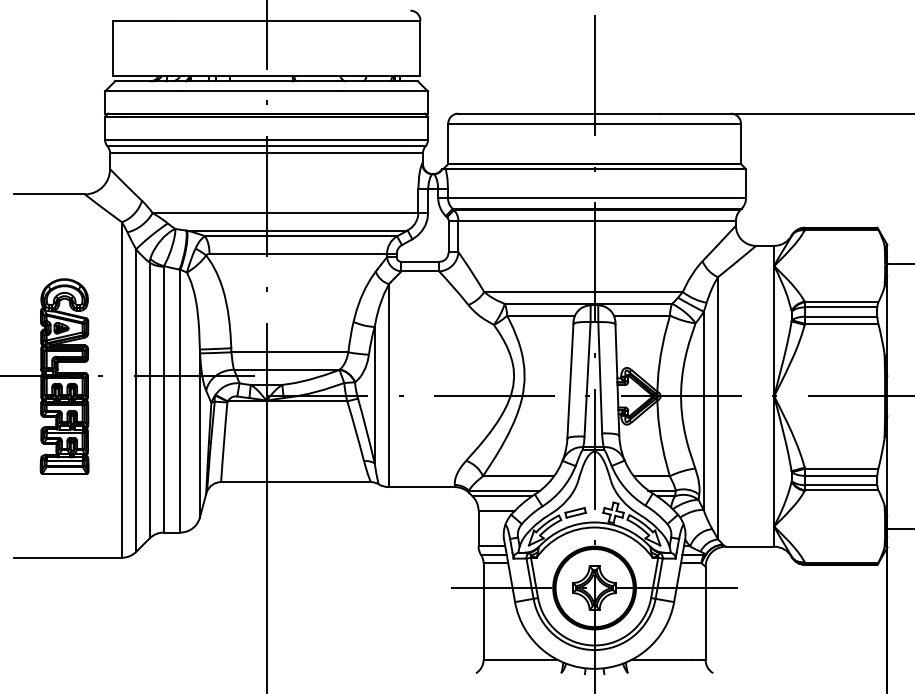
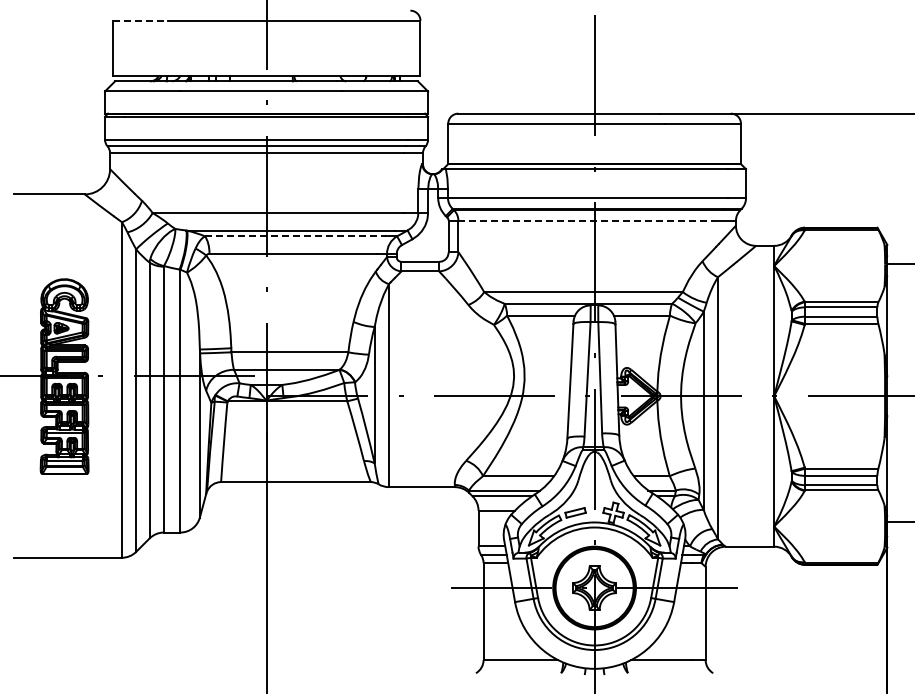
line: solid -> dashed (140, 20)
line: solid -> dashed (589, 220)
line: solid -> dashed (295, 236)
line position: (899, 529) -> (899, 522) (899, 522)
